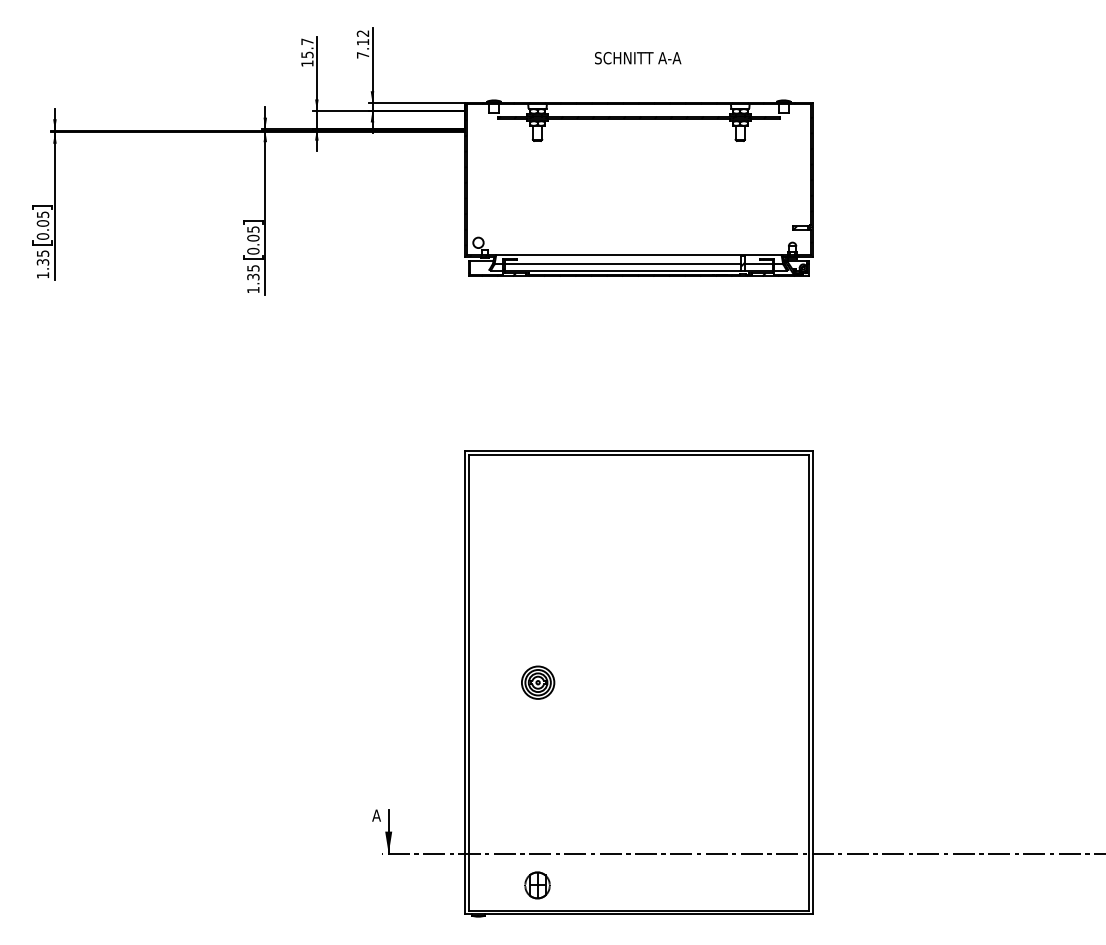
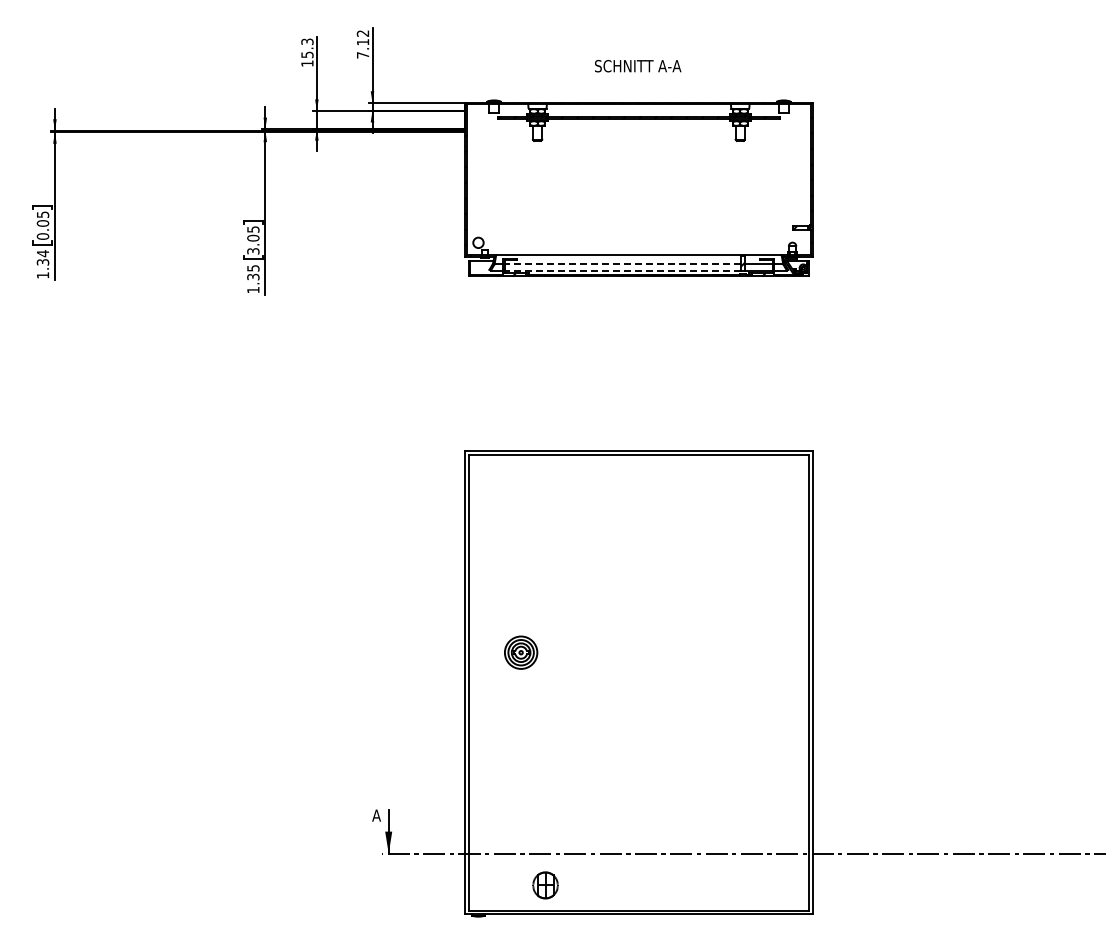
text: 15.7 -> 15.3 (307, 41)
text position: (638, 58) -> (638, 66) (638, 66)
text: 0.05 -> 3.05 (253, 250)
text: 1.35 -> 1.34 (43, 253)
line: solid -> dashed (622, 264)
line: solid -> dashed (622, 270)
part position: (538, 682) -> (521, 652) (521, 652)
part position: (537, 885) -> (545, 885) (545, 885)
